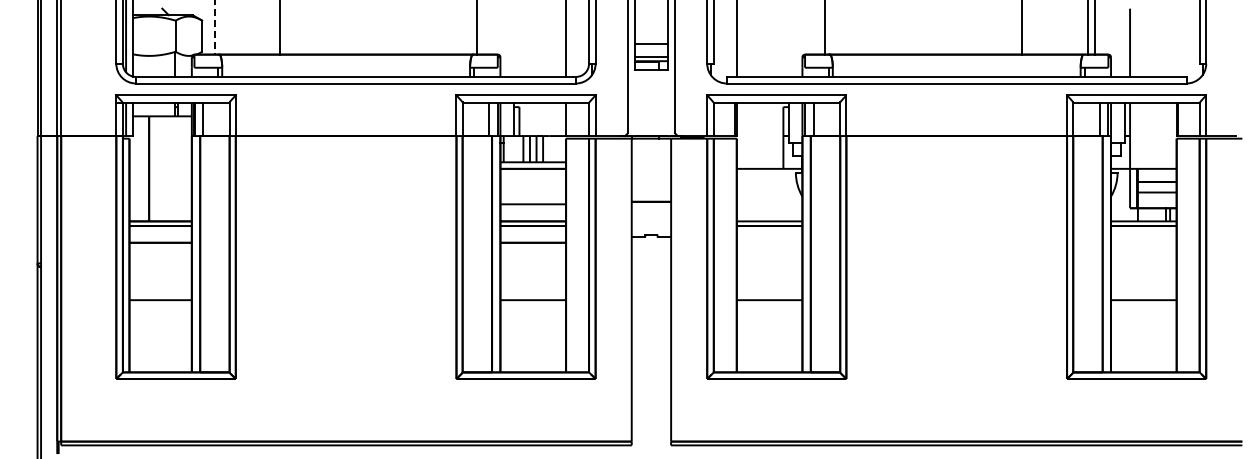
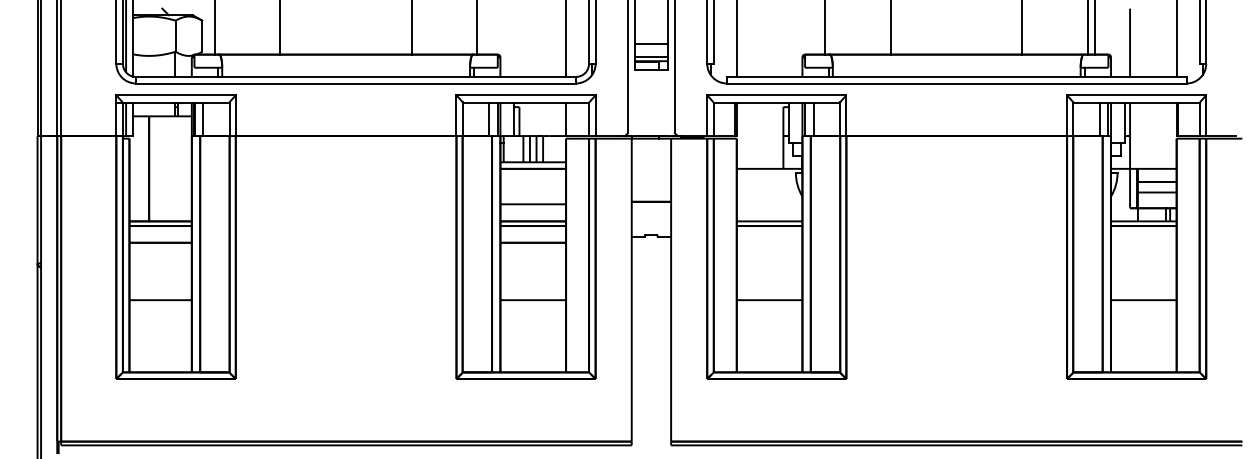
line: dashed -> solid (214, 27)
line: none -> present (411, 28)
line: none -> present (891, 28)
line: none -> present (1176, 39)
